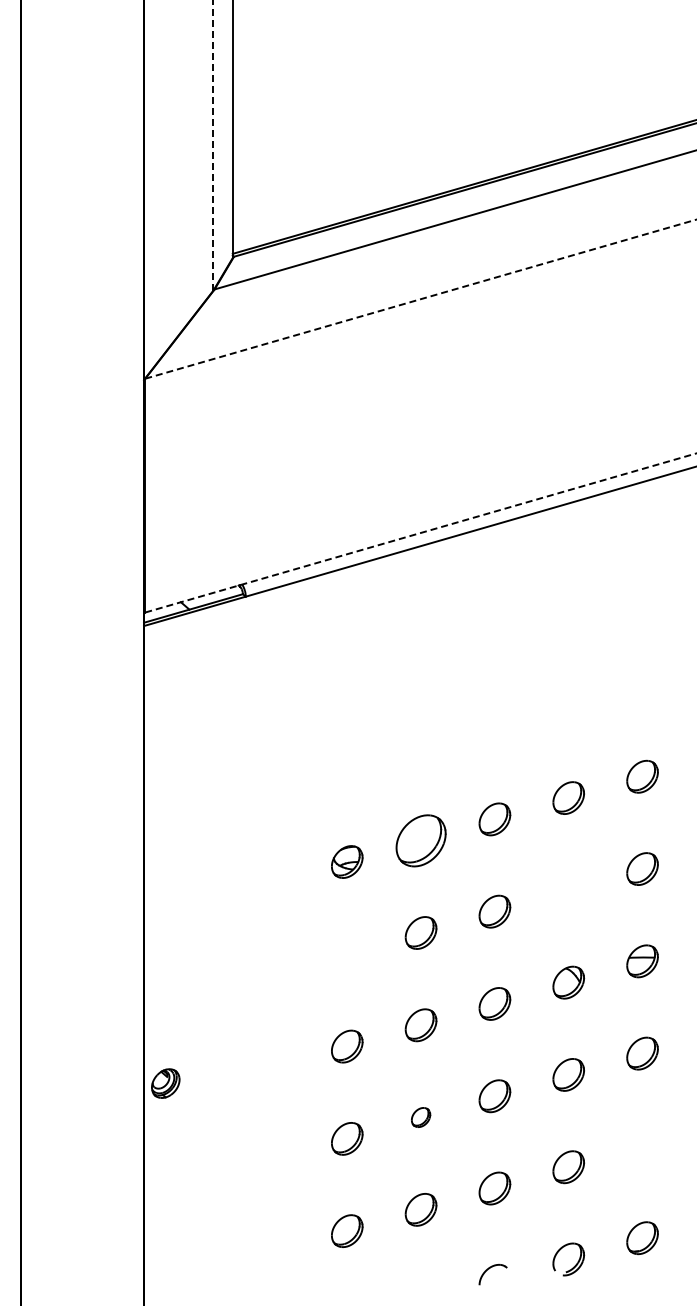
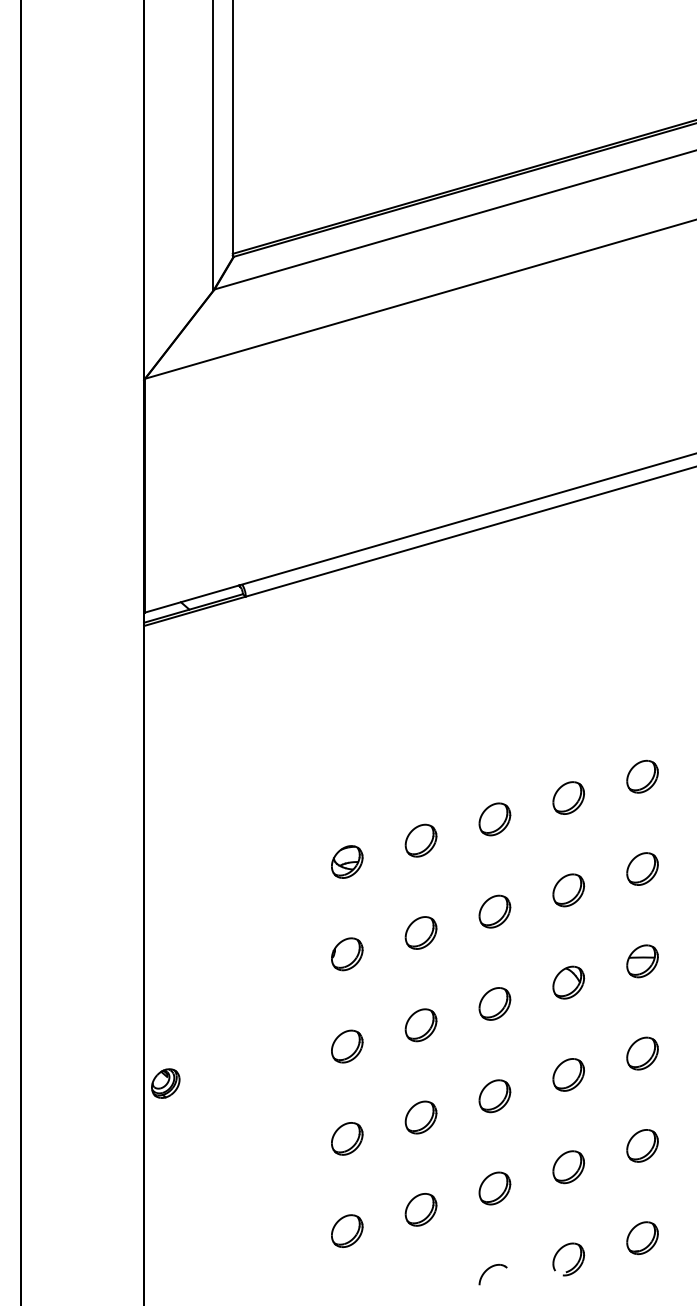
line: dashed -> solid (213, 145)
line: dashed -> solid (420, 299)
line: dashed -> solid (420, 532)
part size: 52x54 px -> 34x35 px (420, 840)
part: none -> present (568, 890)
part: none -> present (347, 954)
part size: 21x21 px -> 34x35 px (420, 1117)
part: none -> present (642, 1145)
